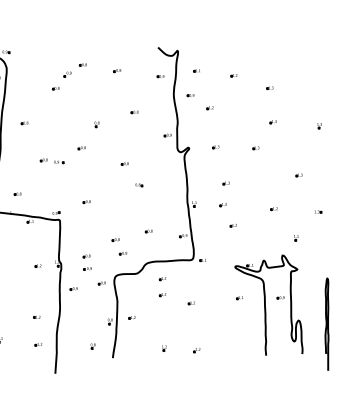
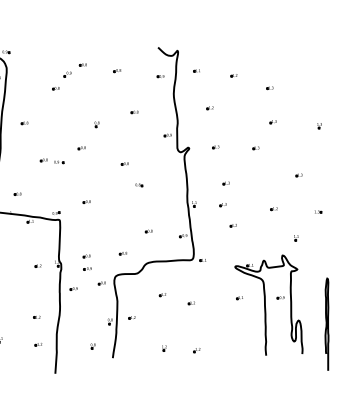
part: present -> none (190, 95)
part: present -> none (115, 239)
part: present -> none (162, 279)
